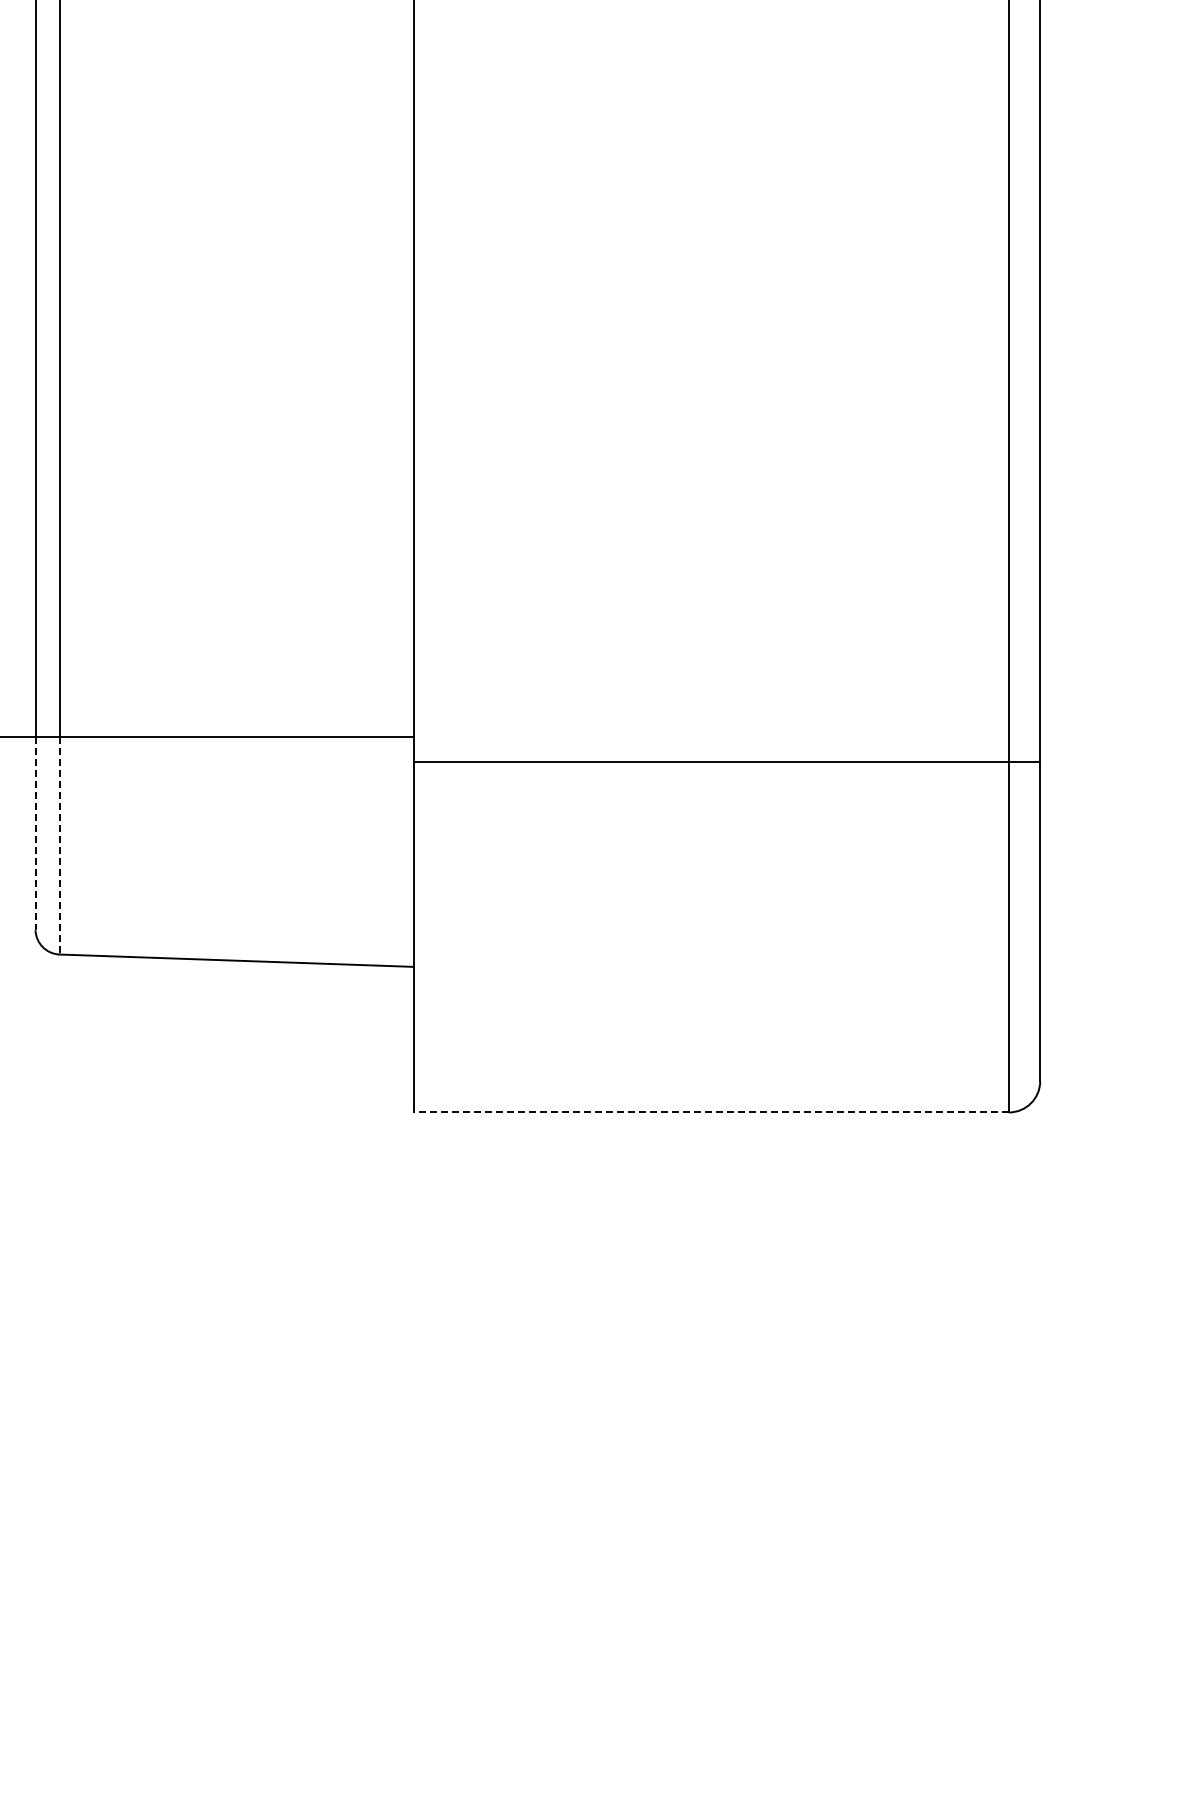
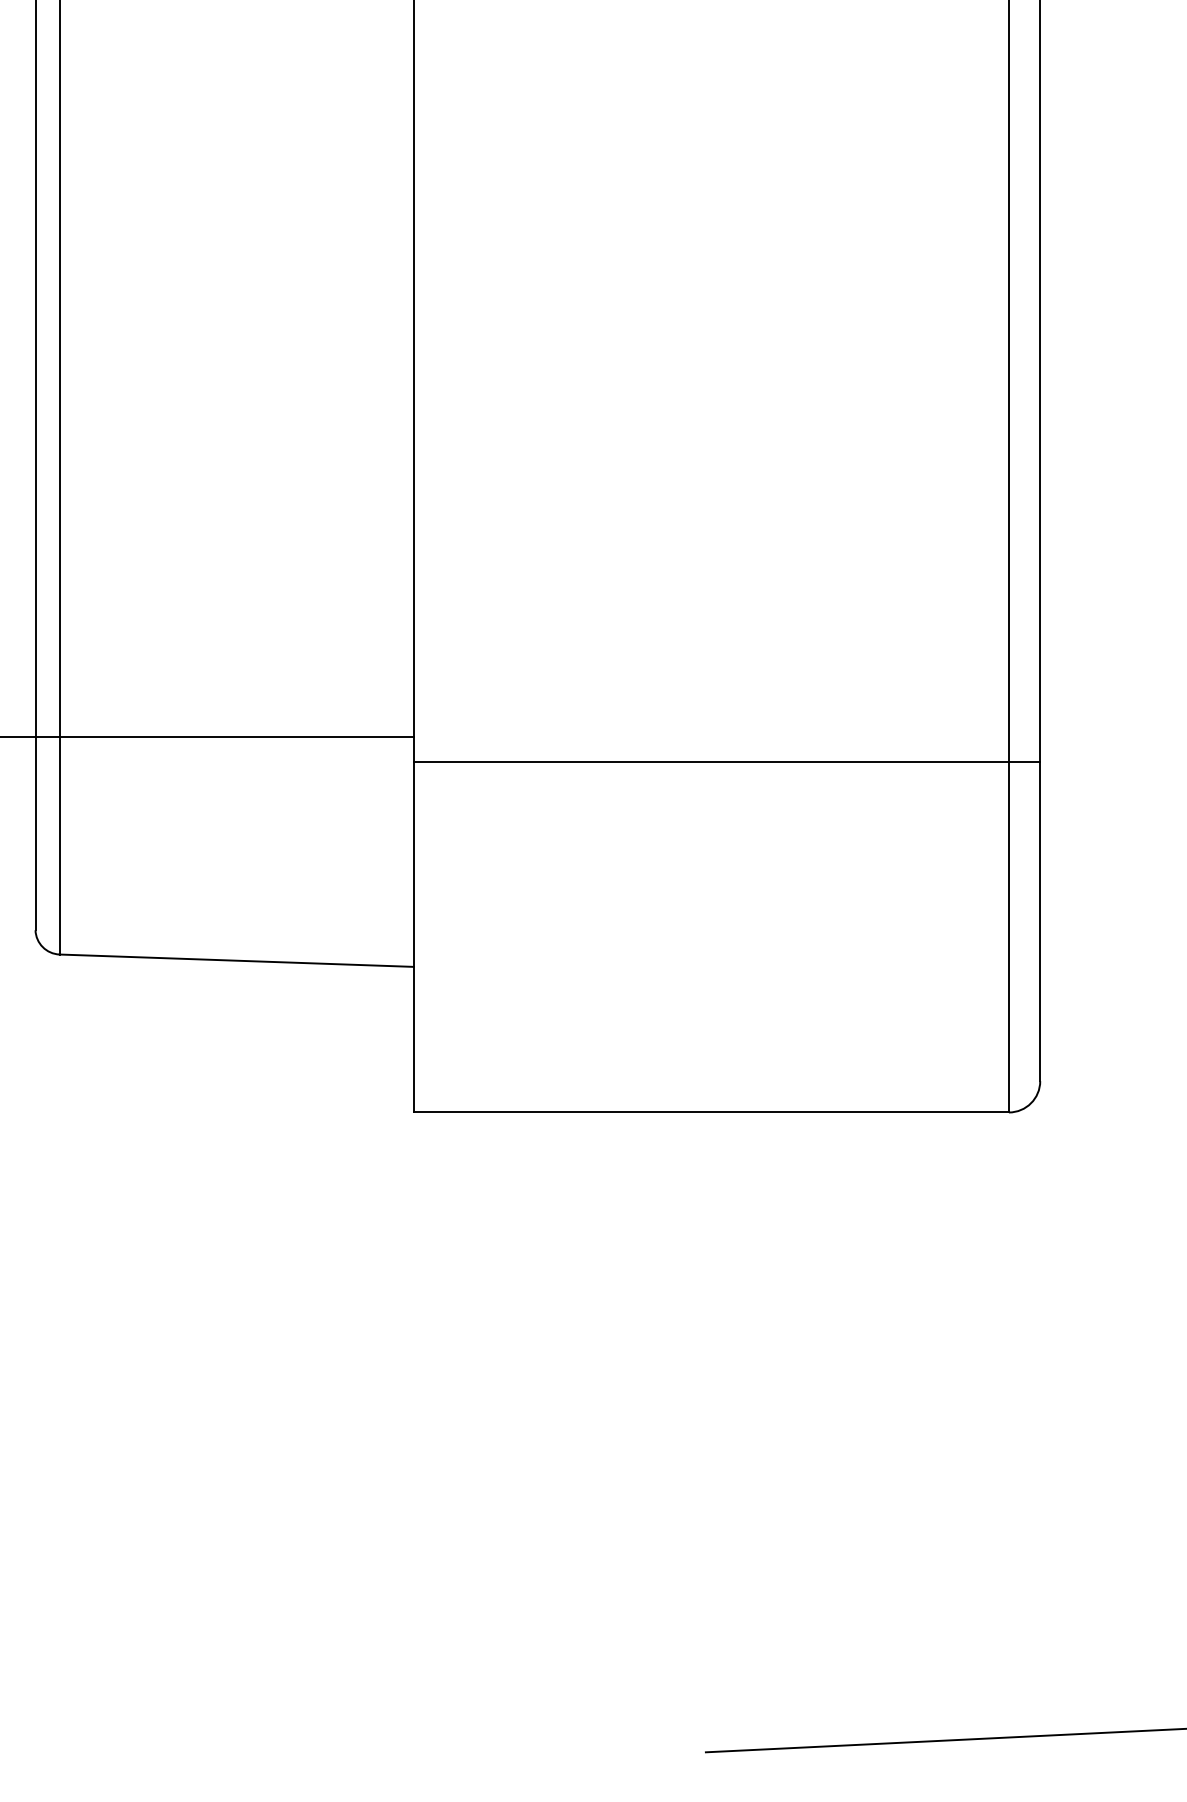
line: dashed -> solid (35, 833)
line: dashed -> solid (59, 845)
line: dashed -> solid (711, 1112)
line: none -> present (944, 1740)
